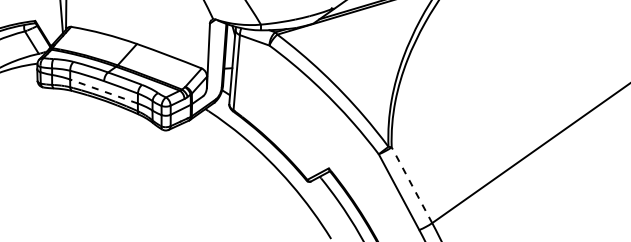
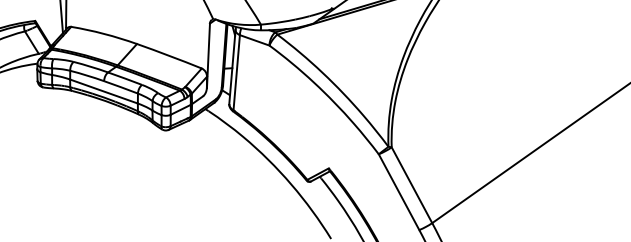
line: dashed -> solid (104, 91)
line: dashed -> solid (411, 185)
